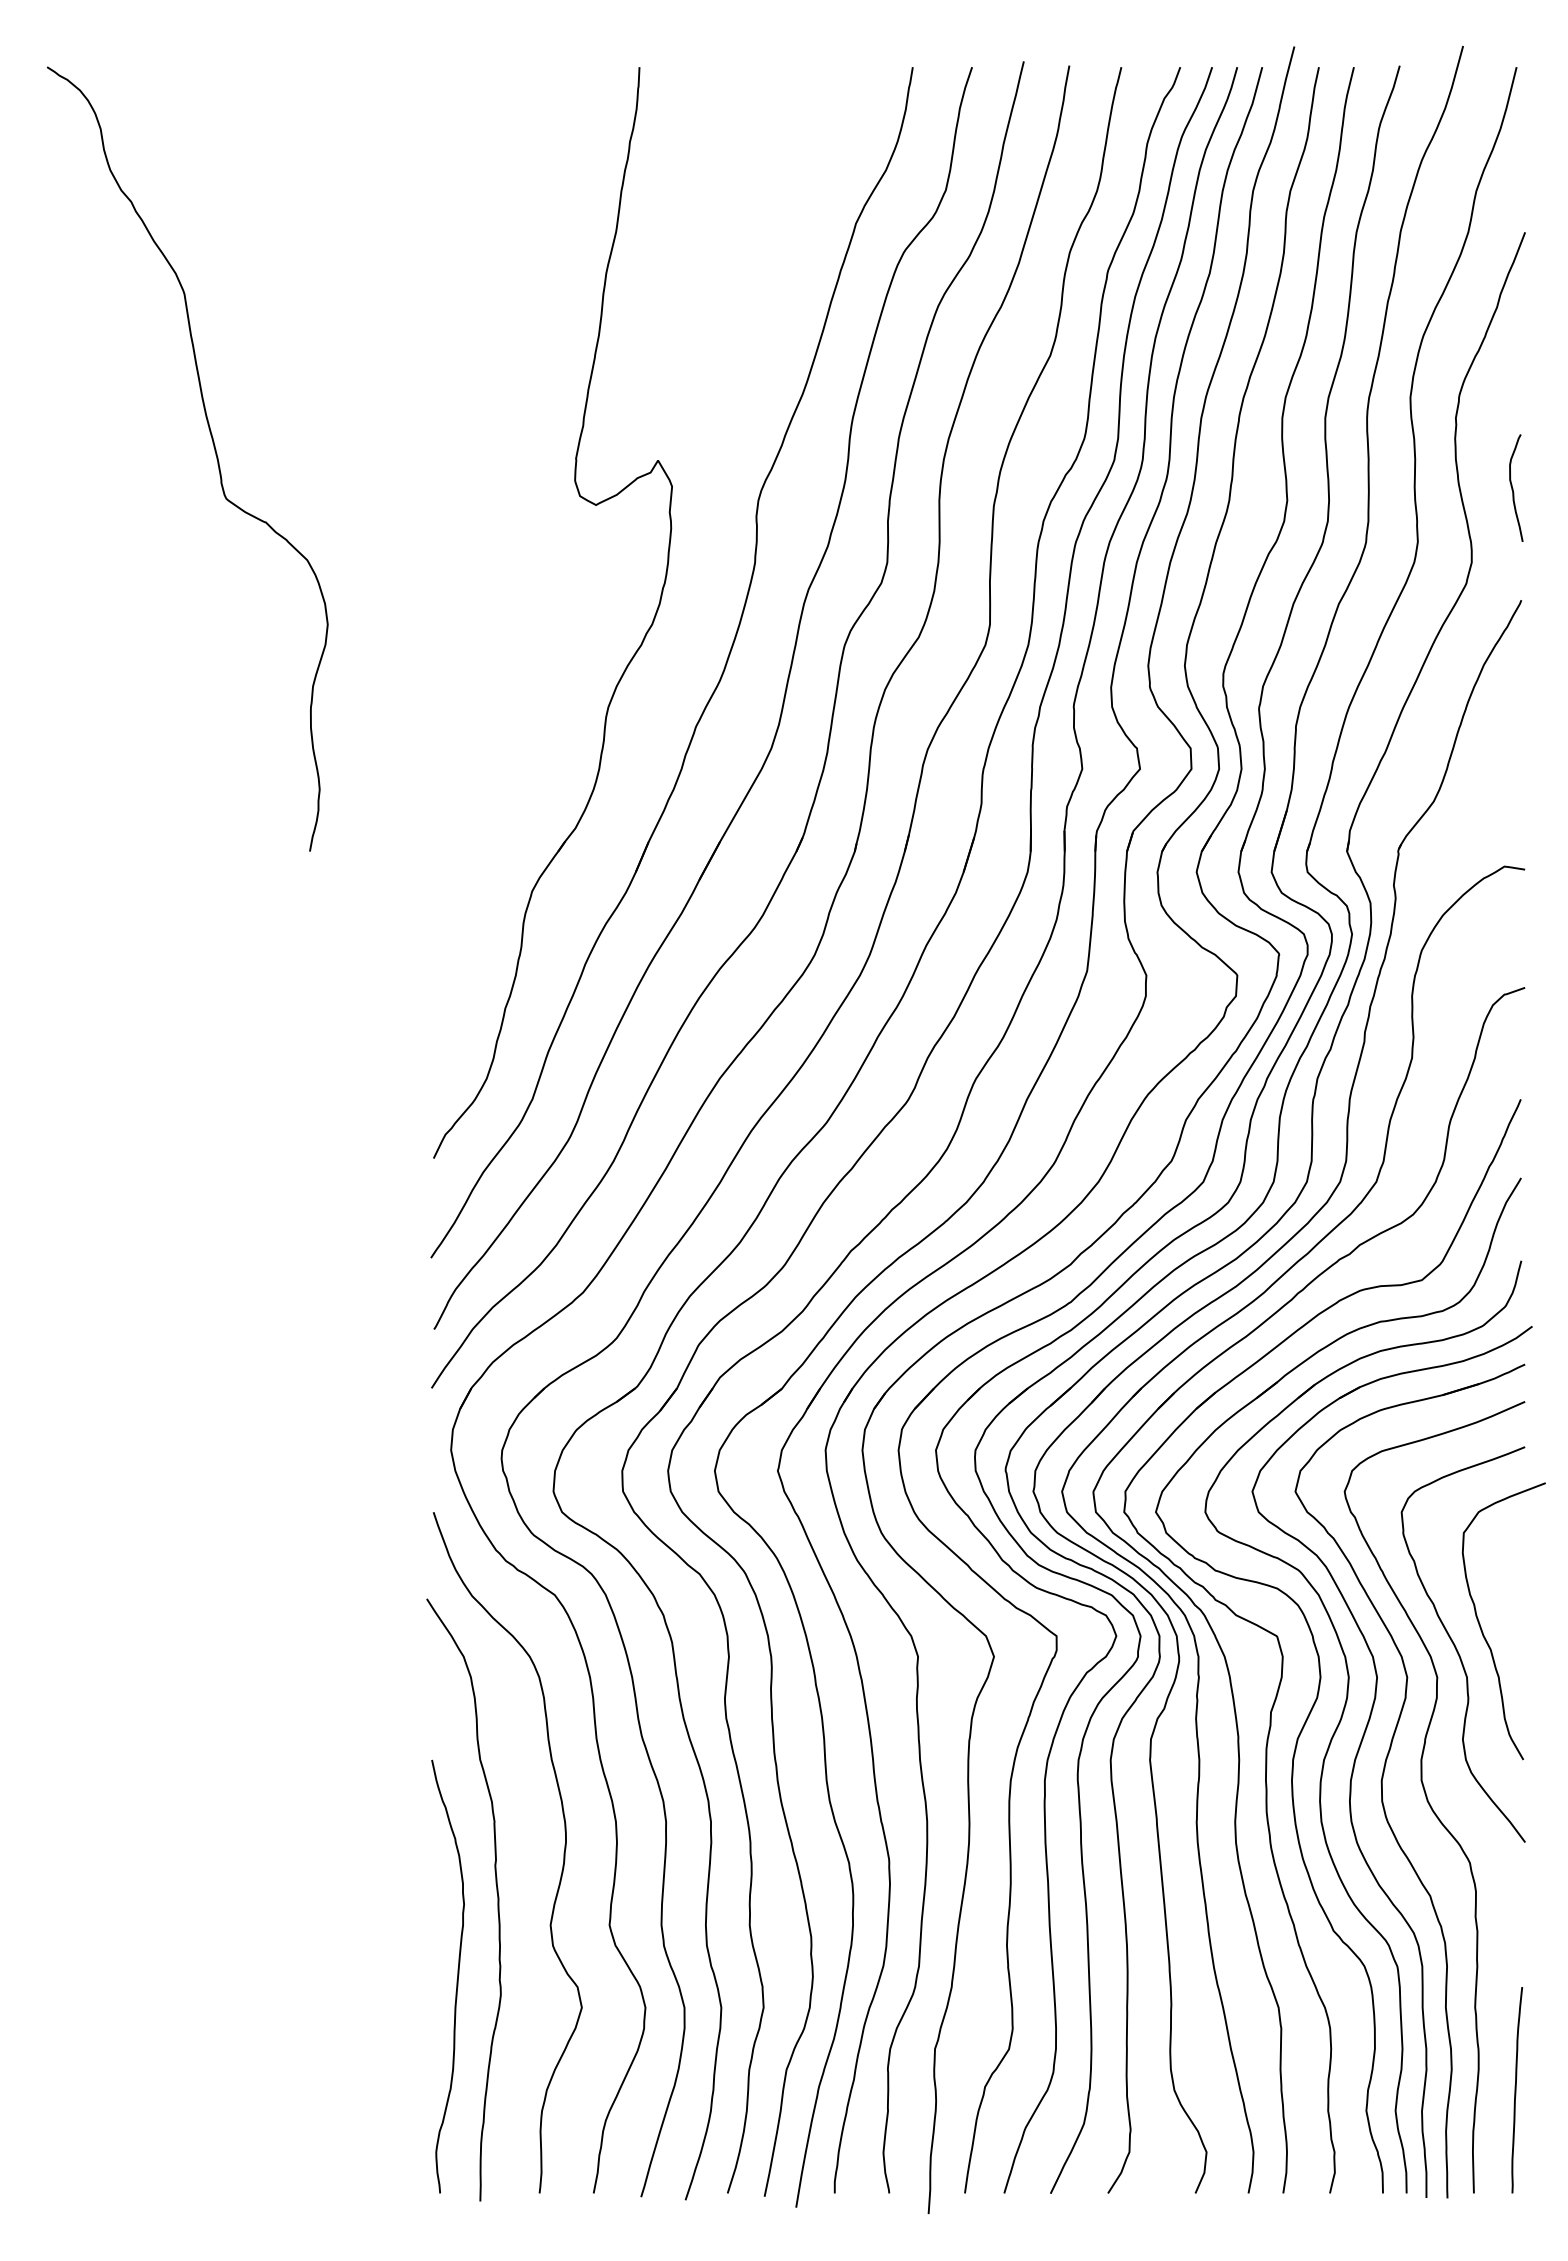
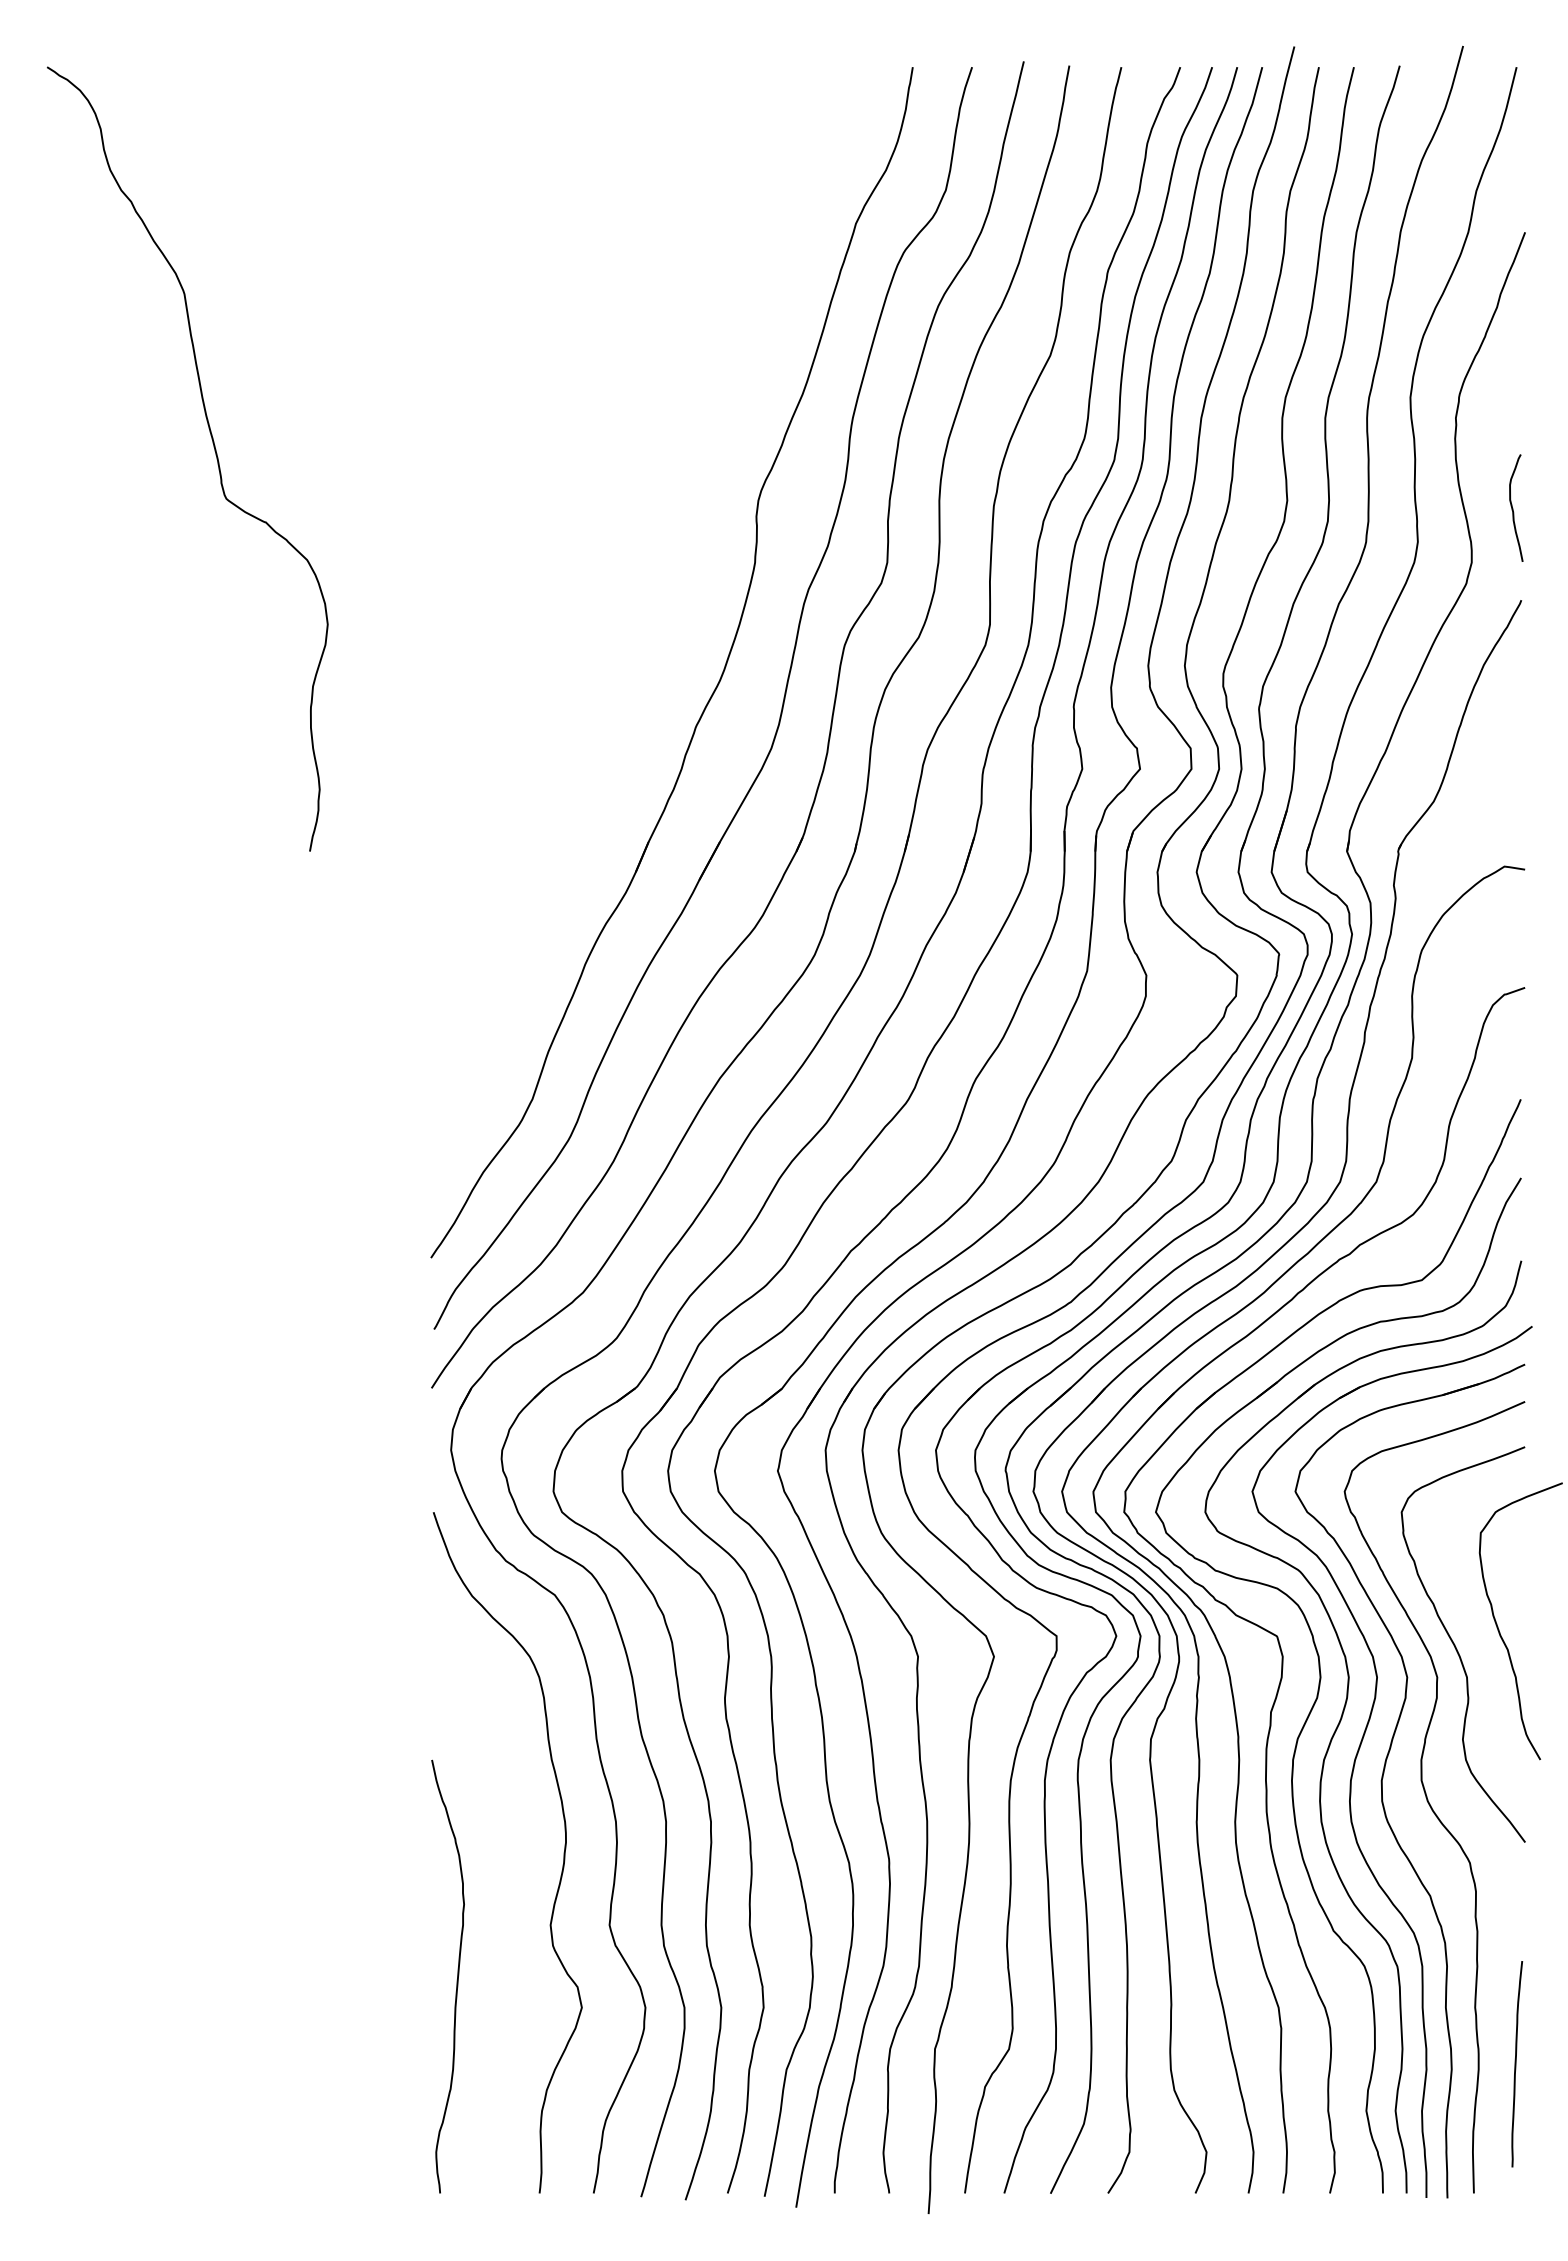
curve position: (1513, 488) -> (1513, 508) (1513, 508)
part: present -> none (631, 657)
curve position: (1482, 1629) -> (1499, 1629) (1499, 1629)
curve: present -> none (496, 1892)
curve position: (1516, 2090) -> (1516, 2064) (1516, 2064)
